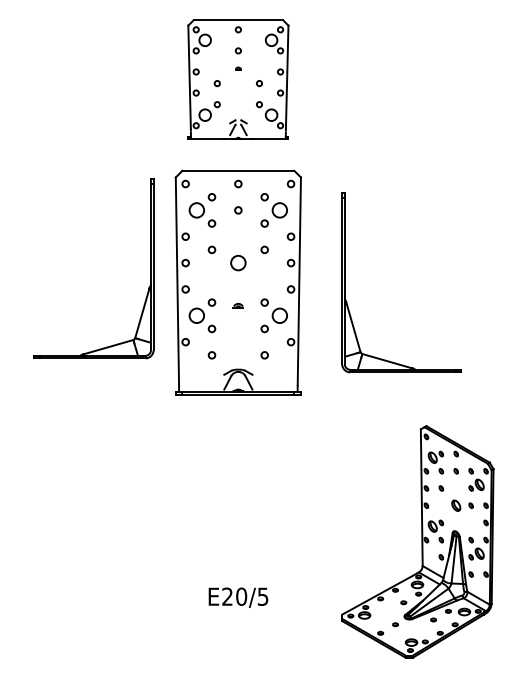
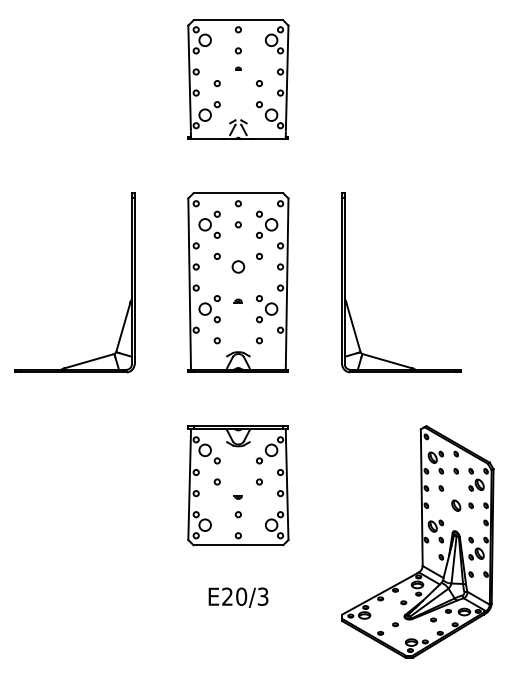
part position: (150, 268) -> (131, 282) (131, 282)
part size: 128x227 px -> 103x181 px (238, 282)
part: none -> present (238, 485)
text: E20/5 -> E20/3 (263, 596)
